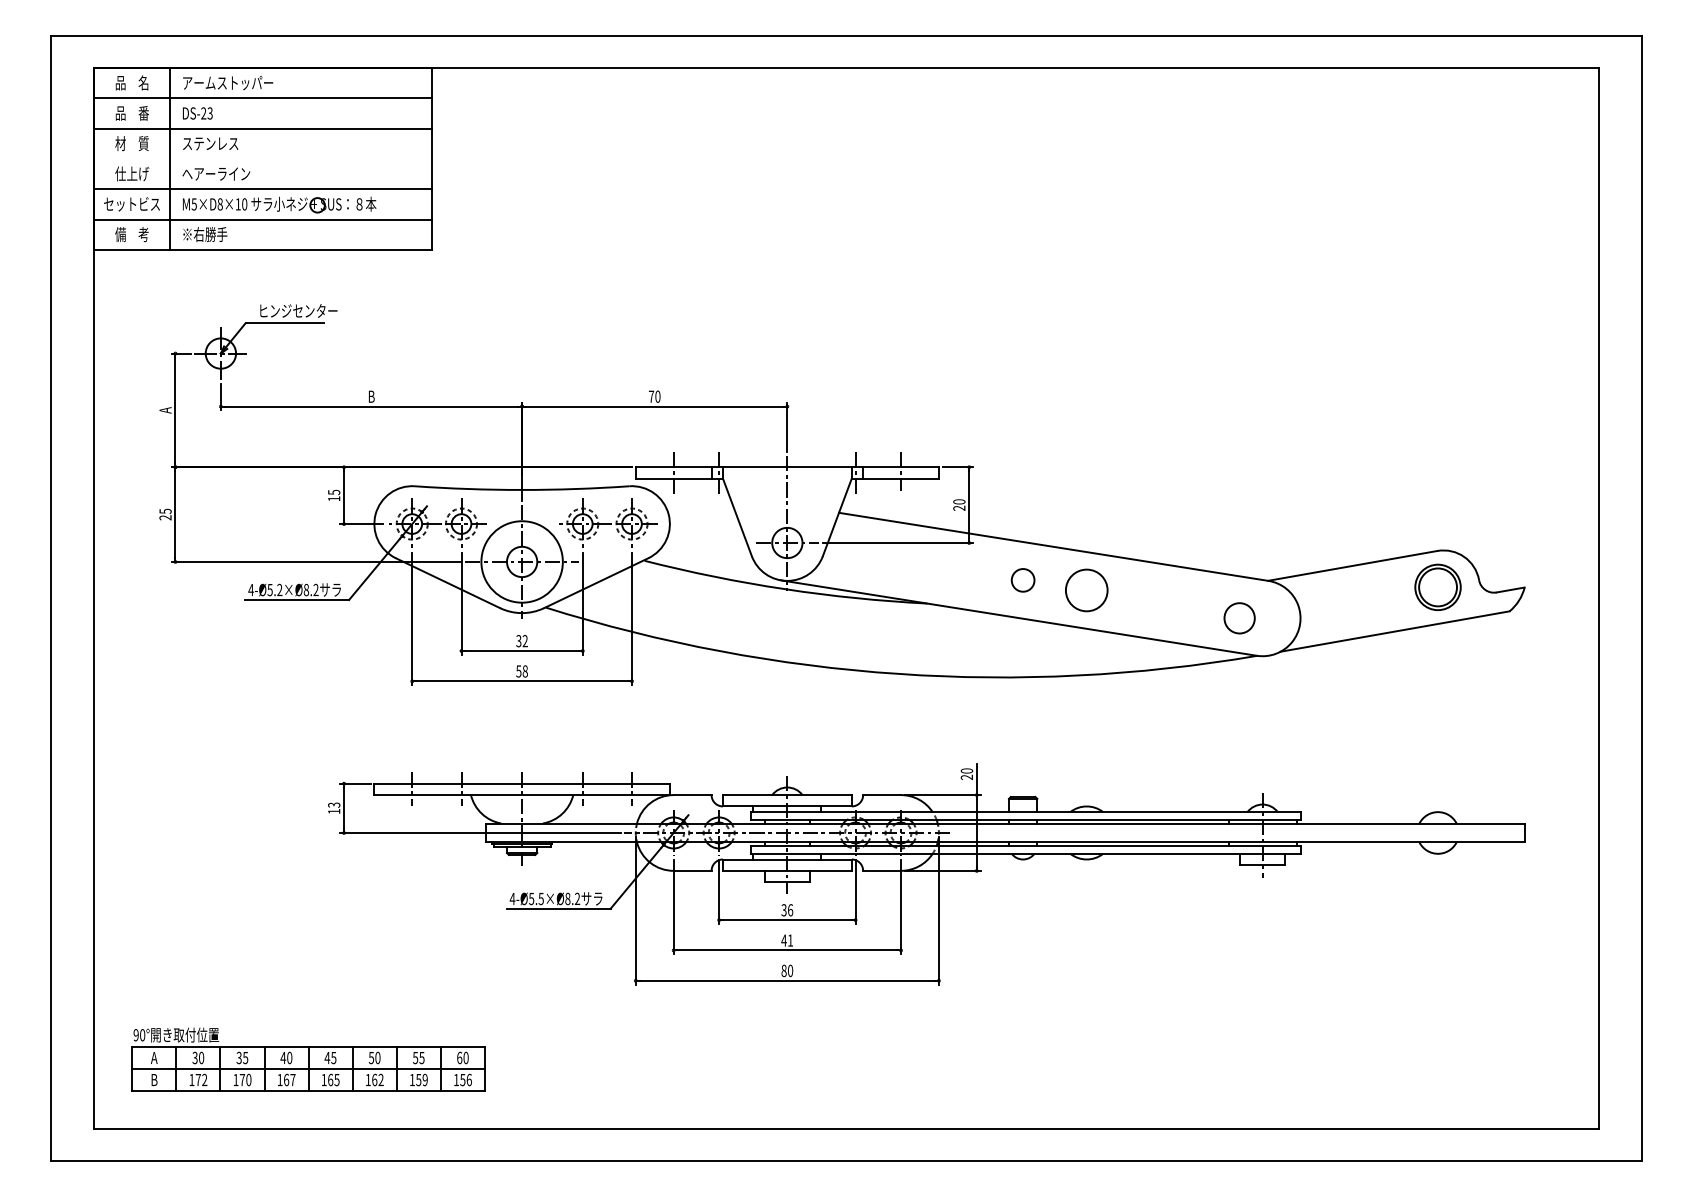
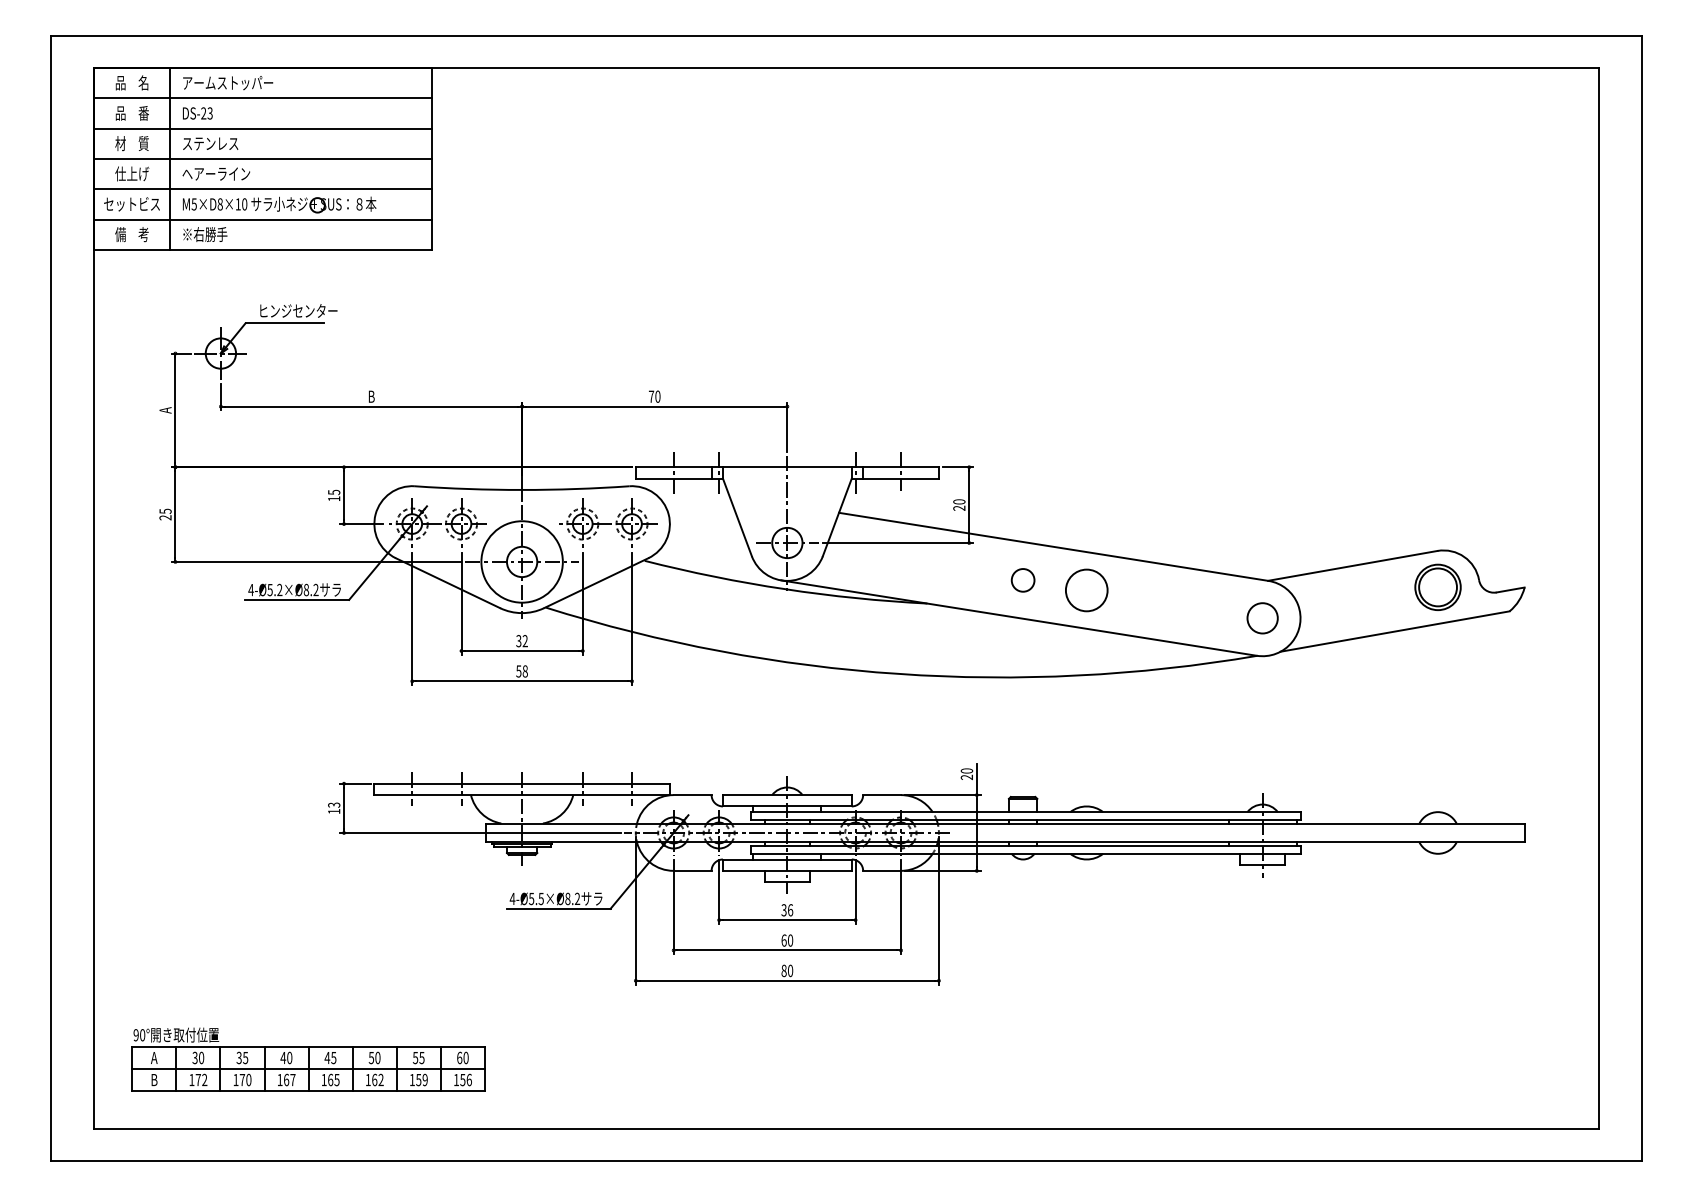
line: none -> present (263, 158)
circle position: (1239, 618) -> (1262, 618) (1262, 618)
text: 41 -> 60 (787, 940)
